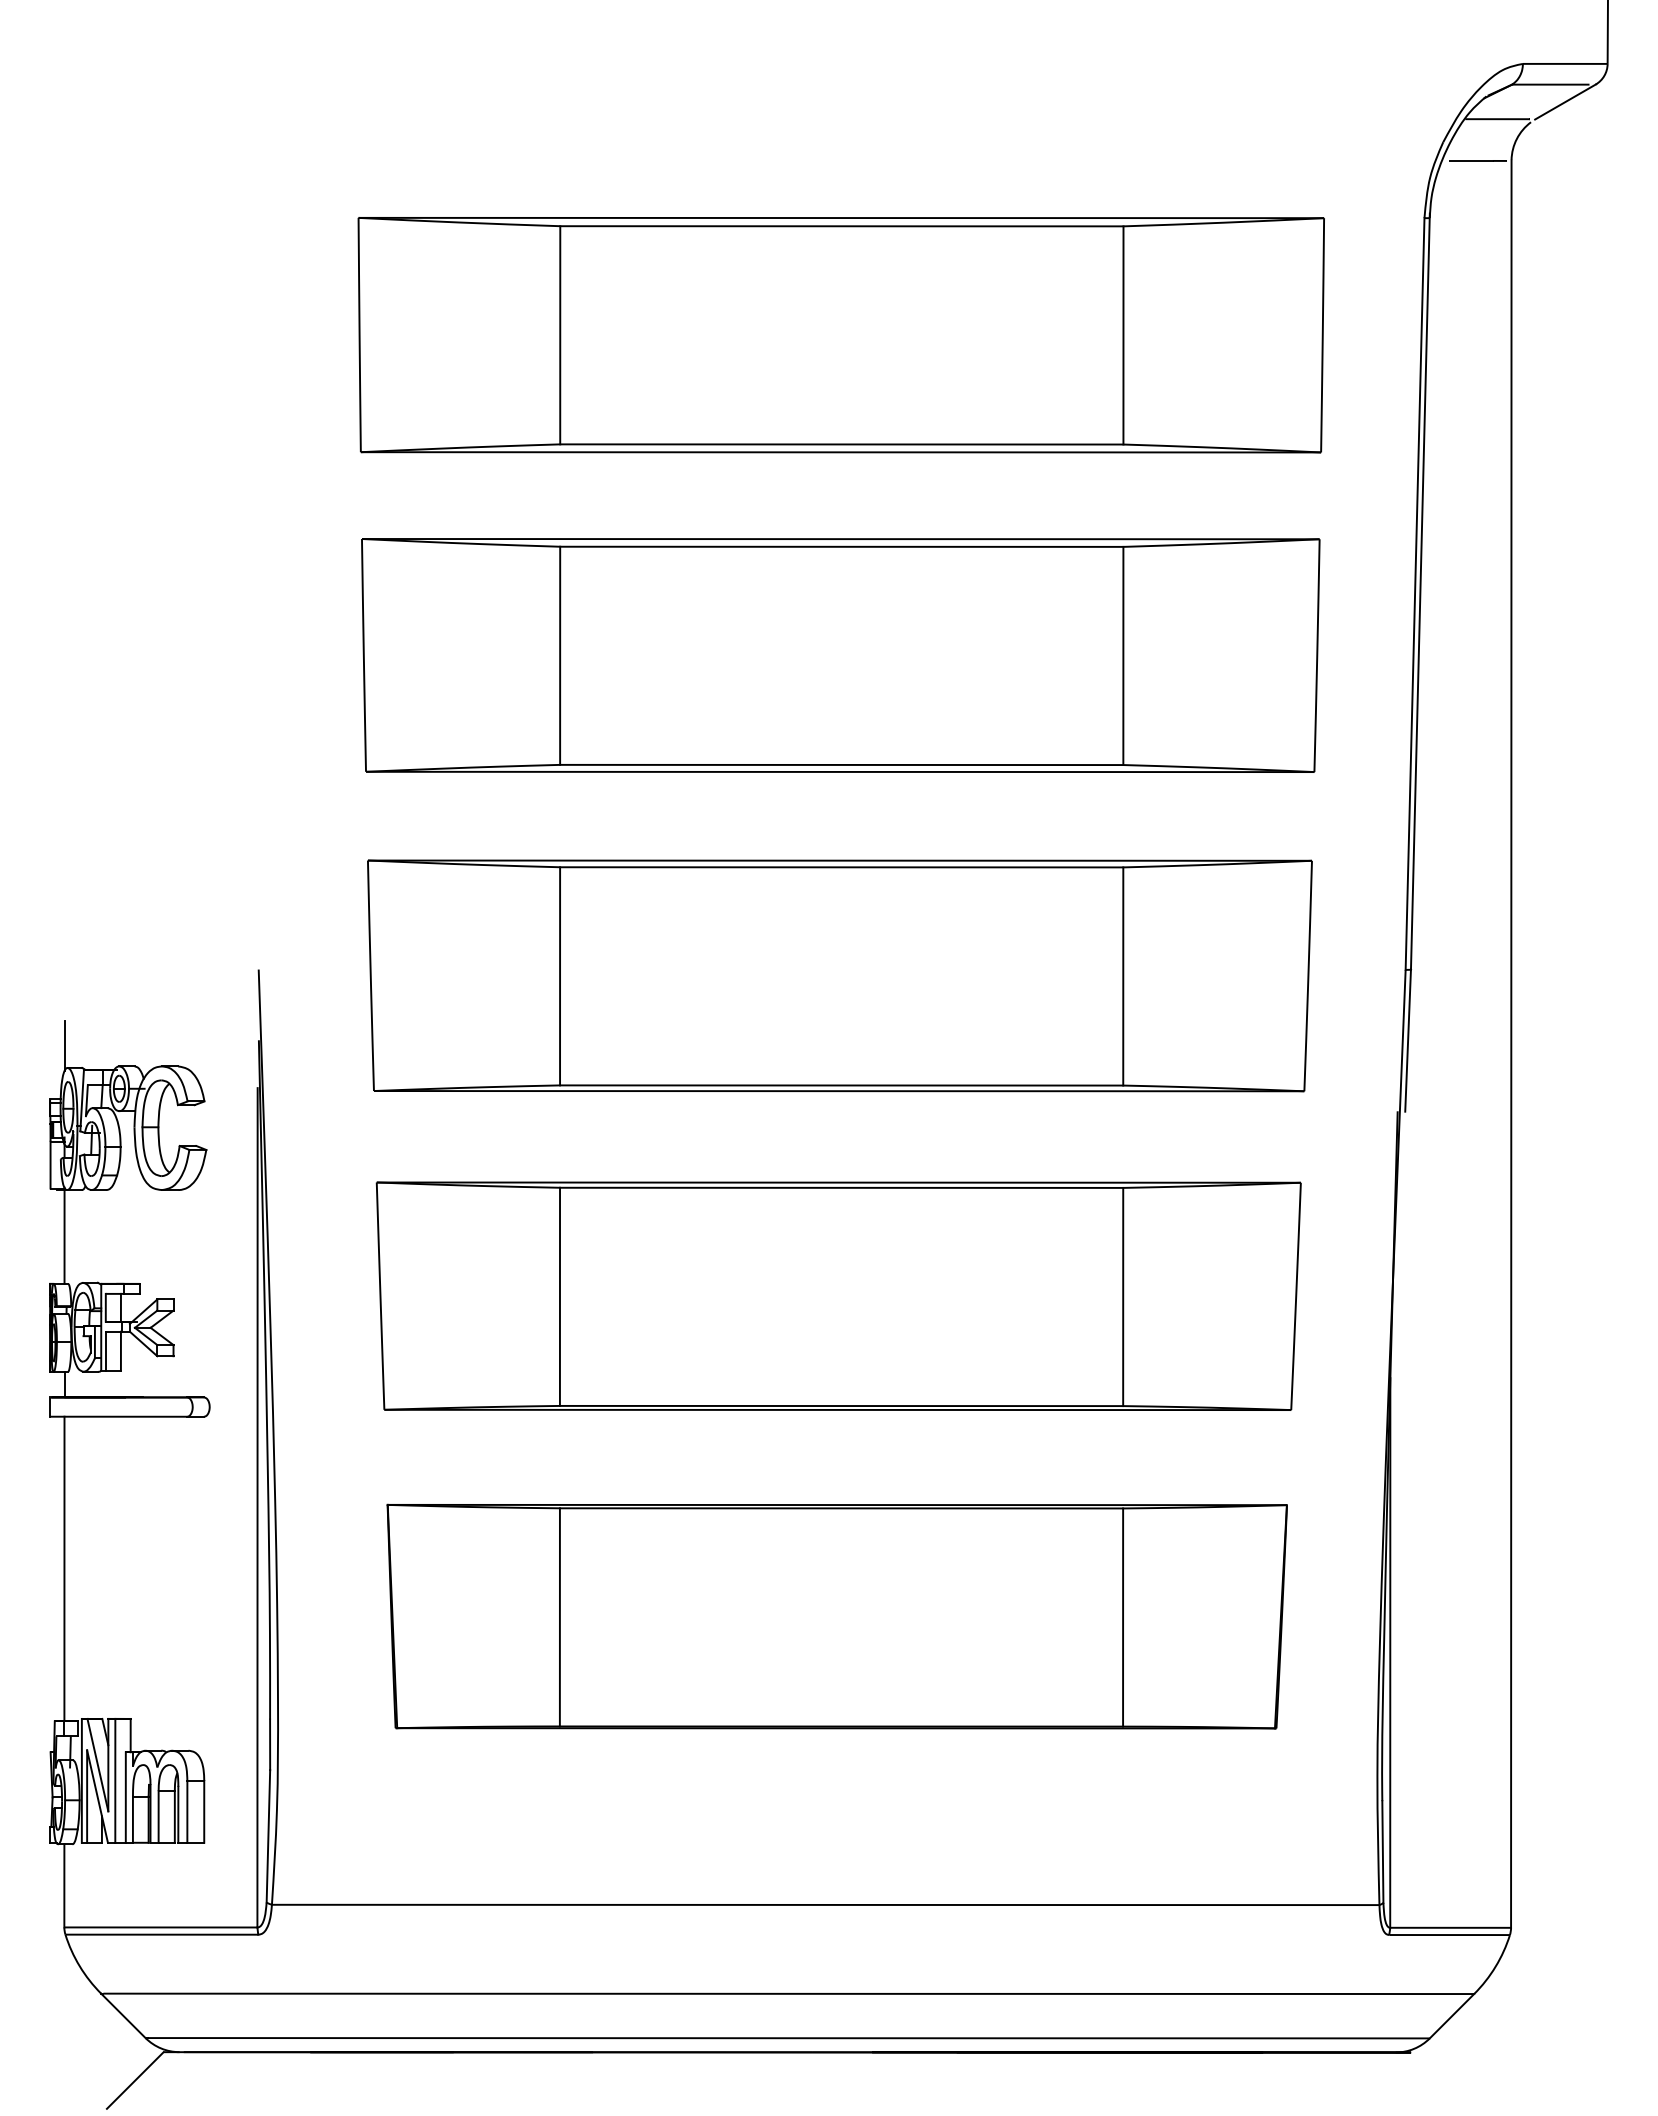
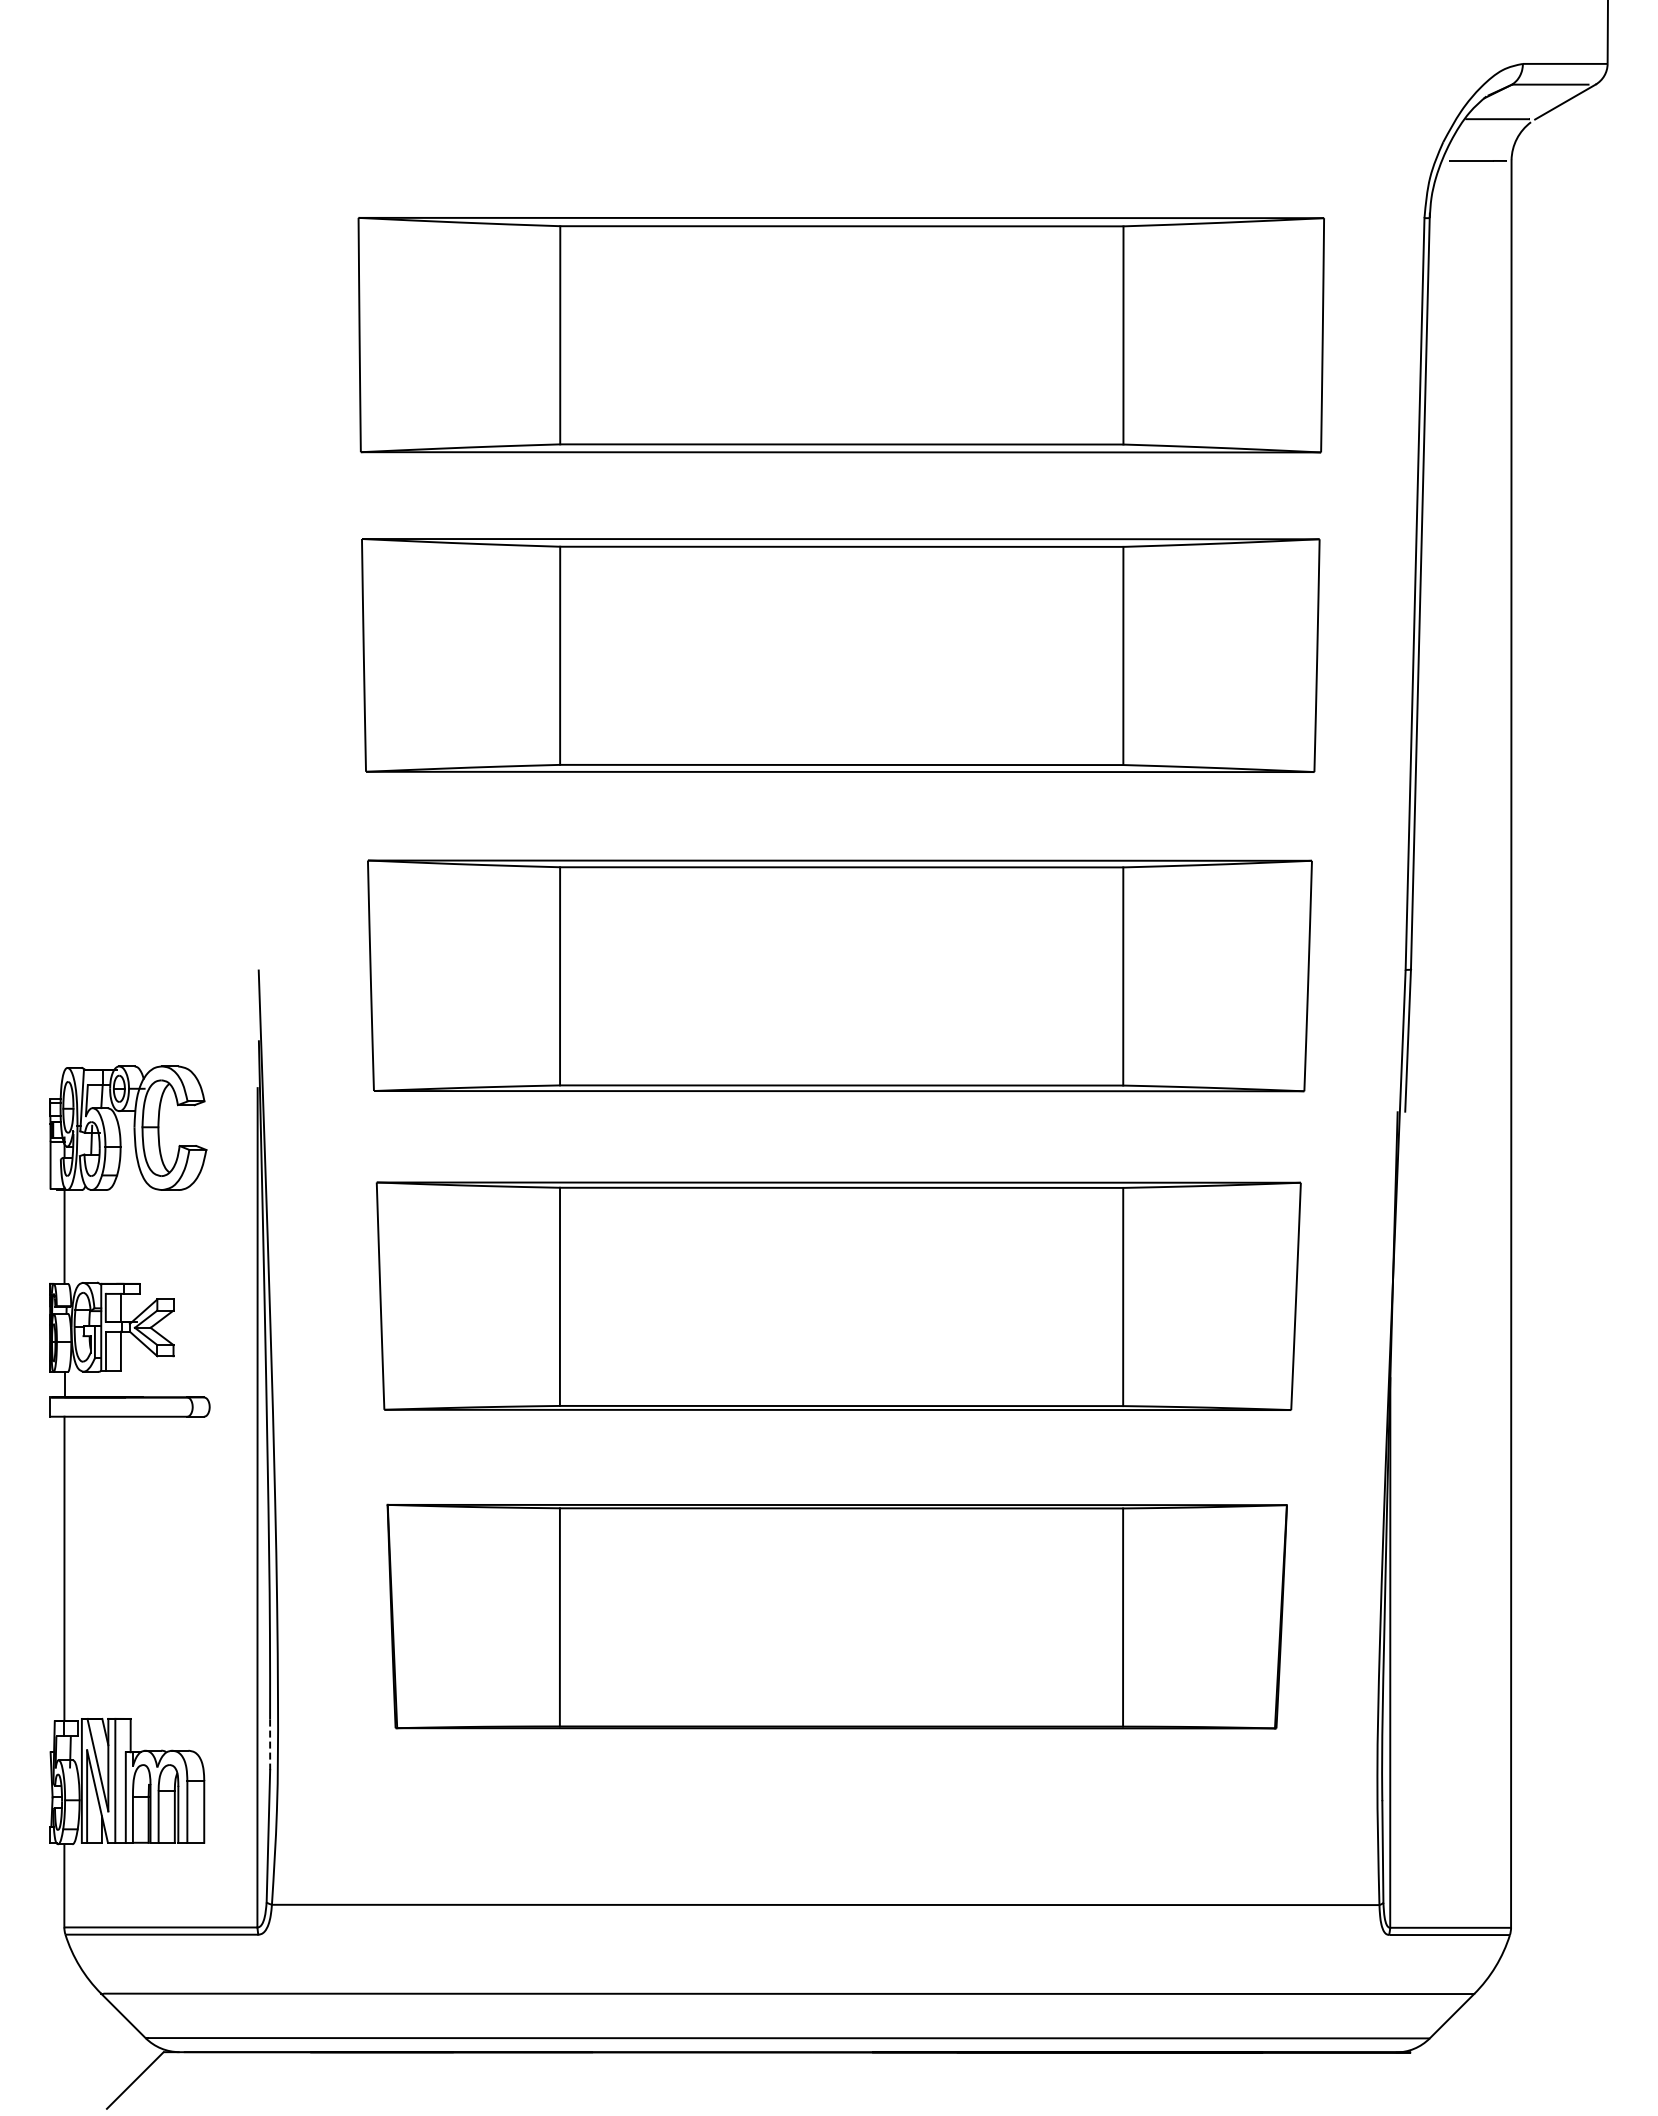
line: present -> none (64, 1046)
line: solid -> dashed (270, 1745)
